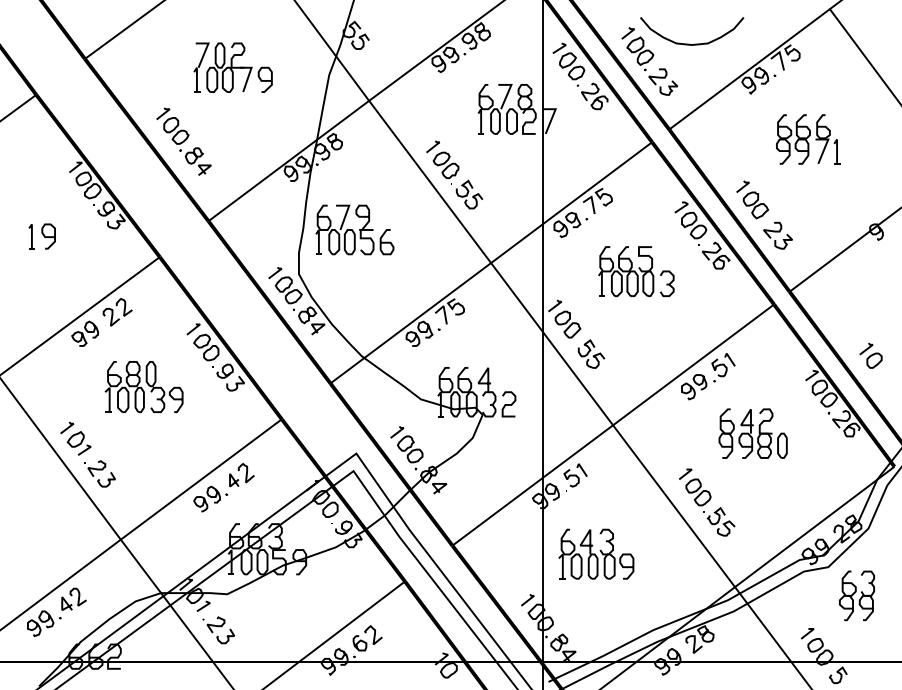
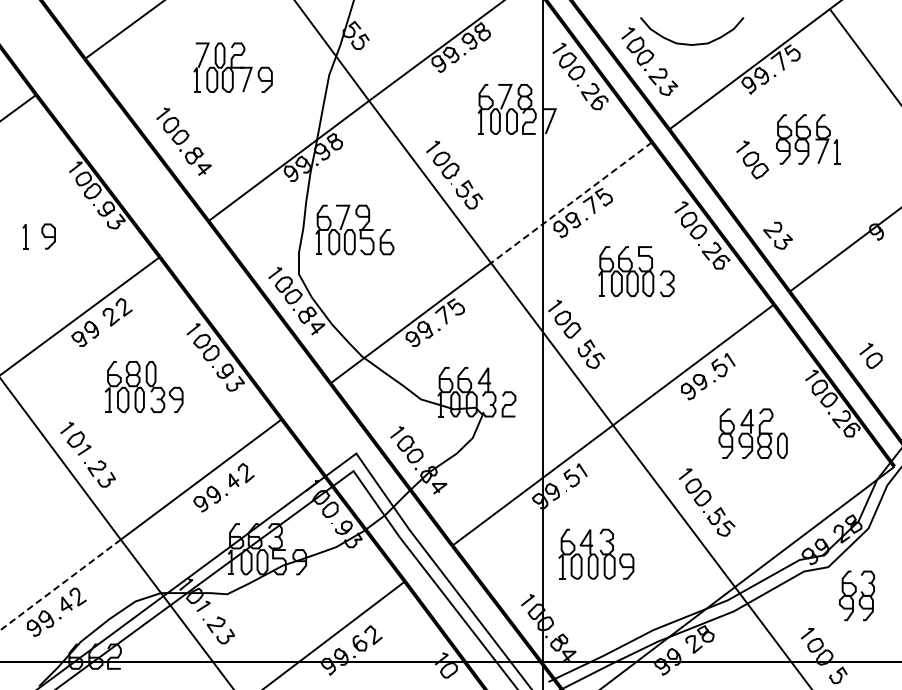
part position: (752, 199) -> (752, 159) (752, 159)
line: solid -> dashed (571, 202)
part position: (31, 236) -> (25, 236) (25, 236)
line: solid -> dashed (60, 585)
